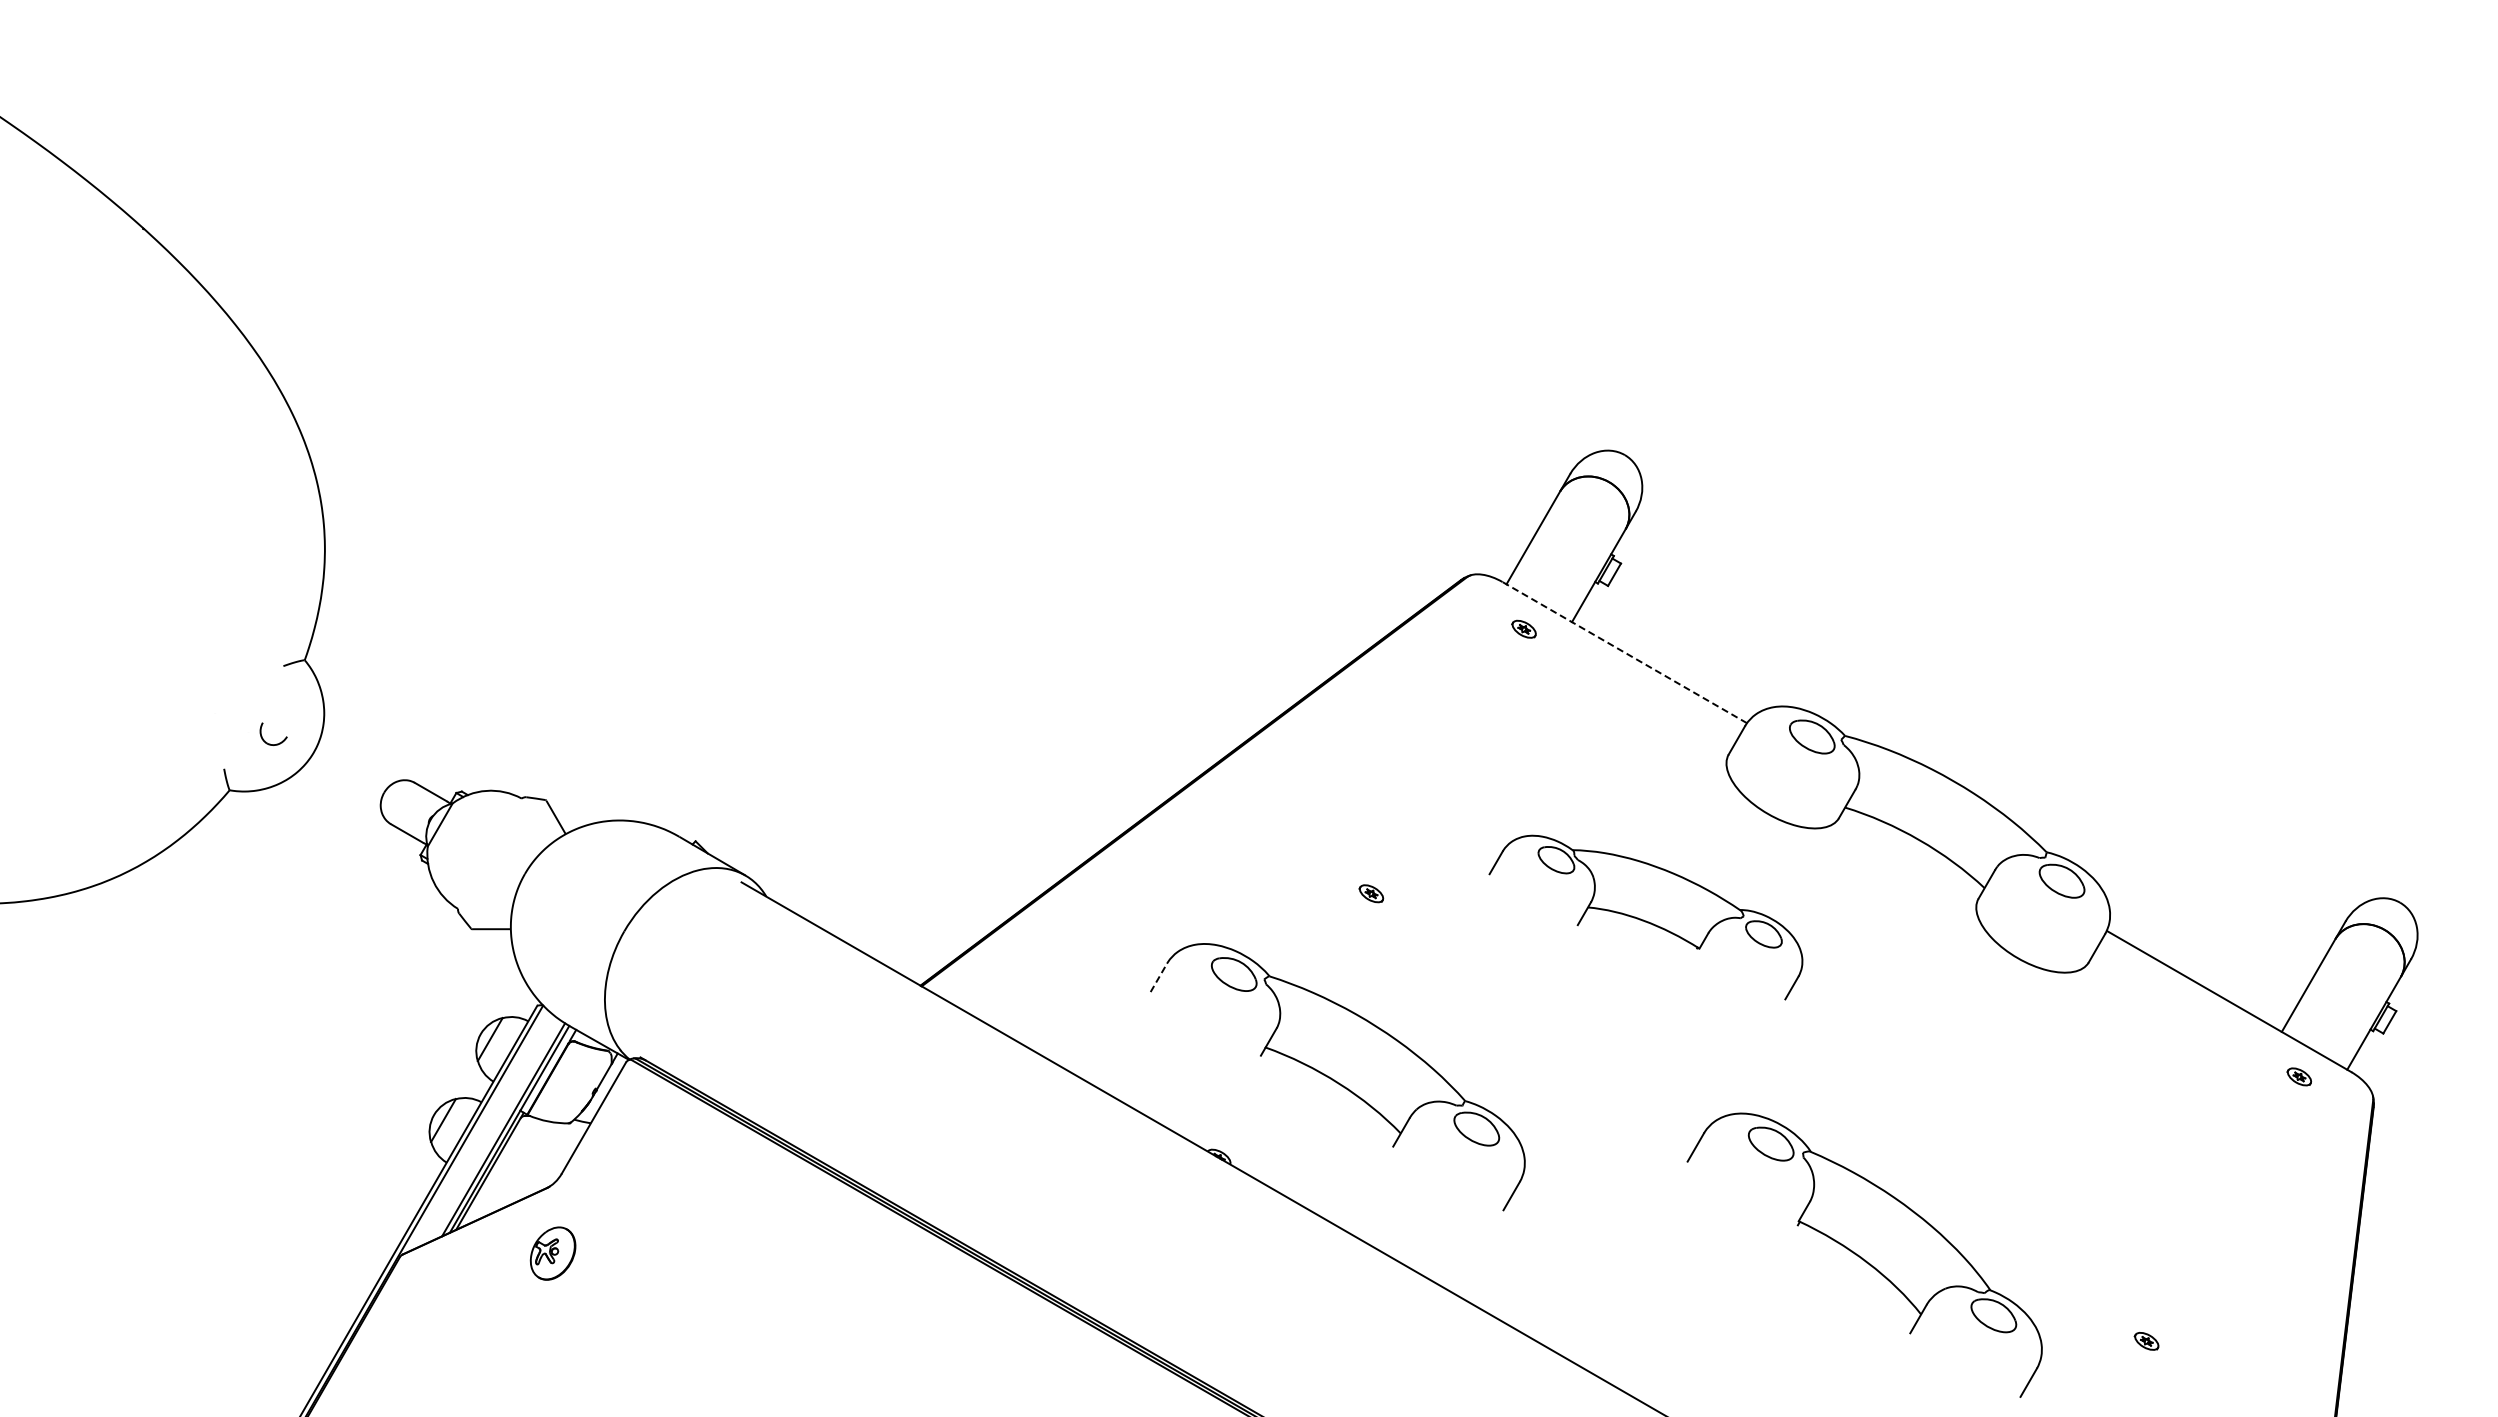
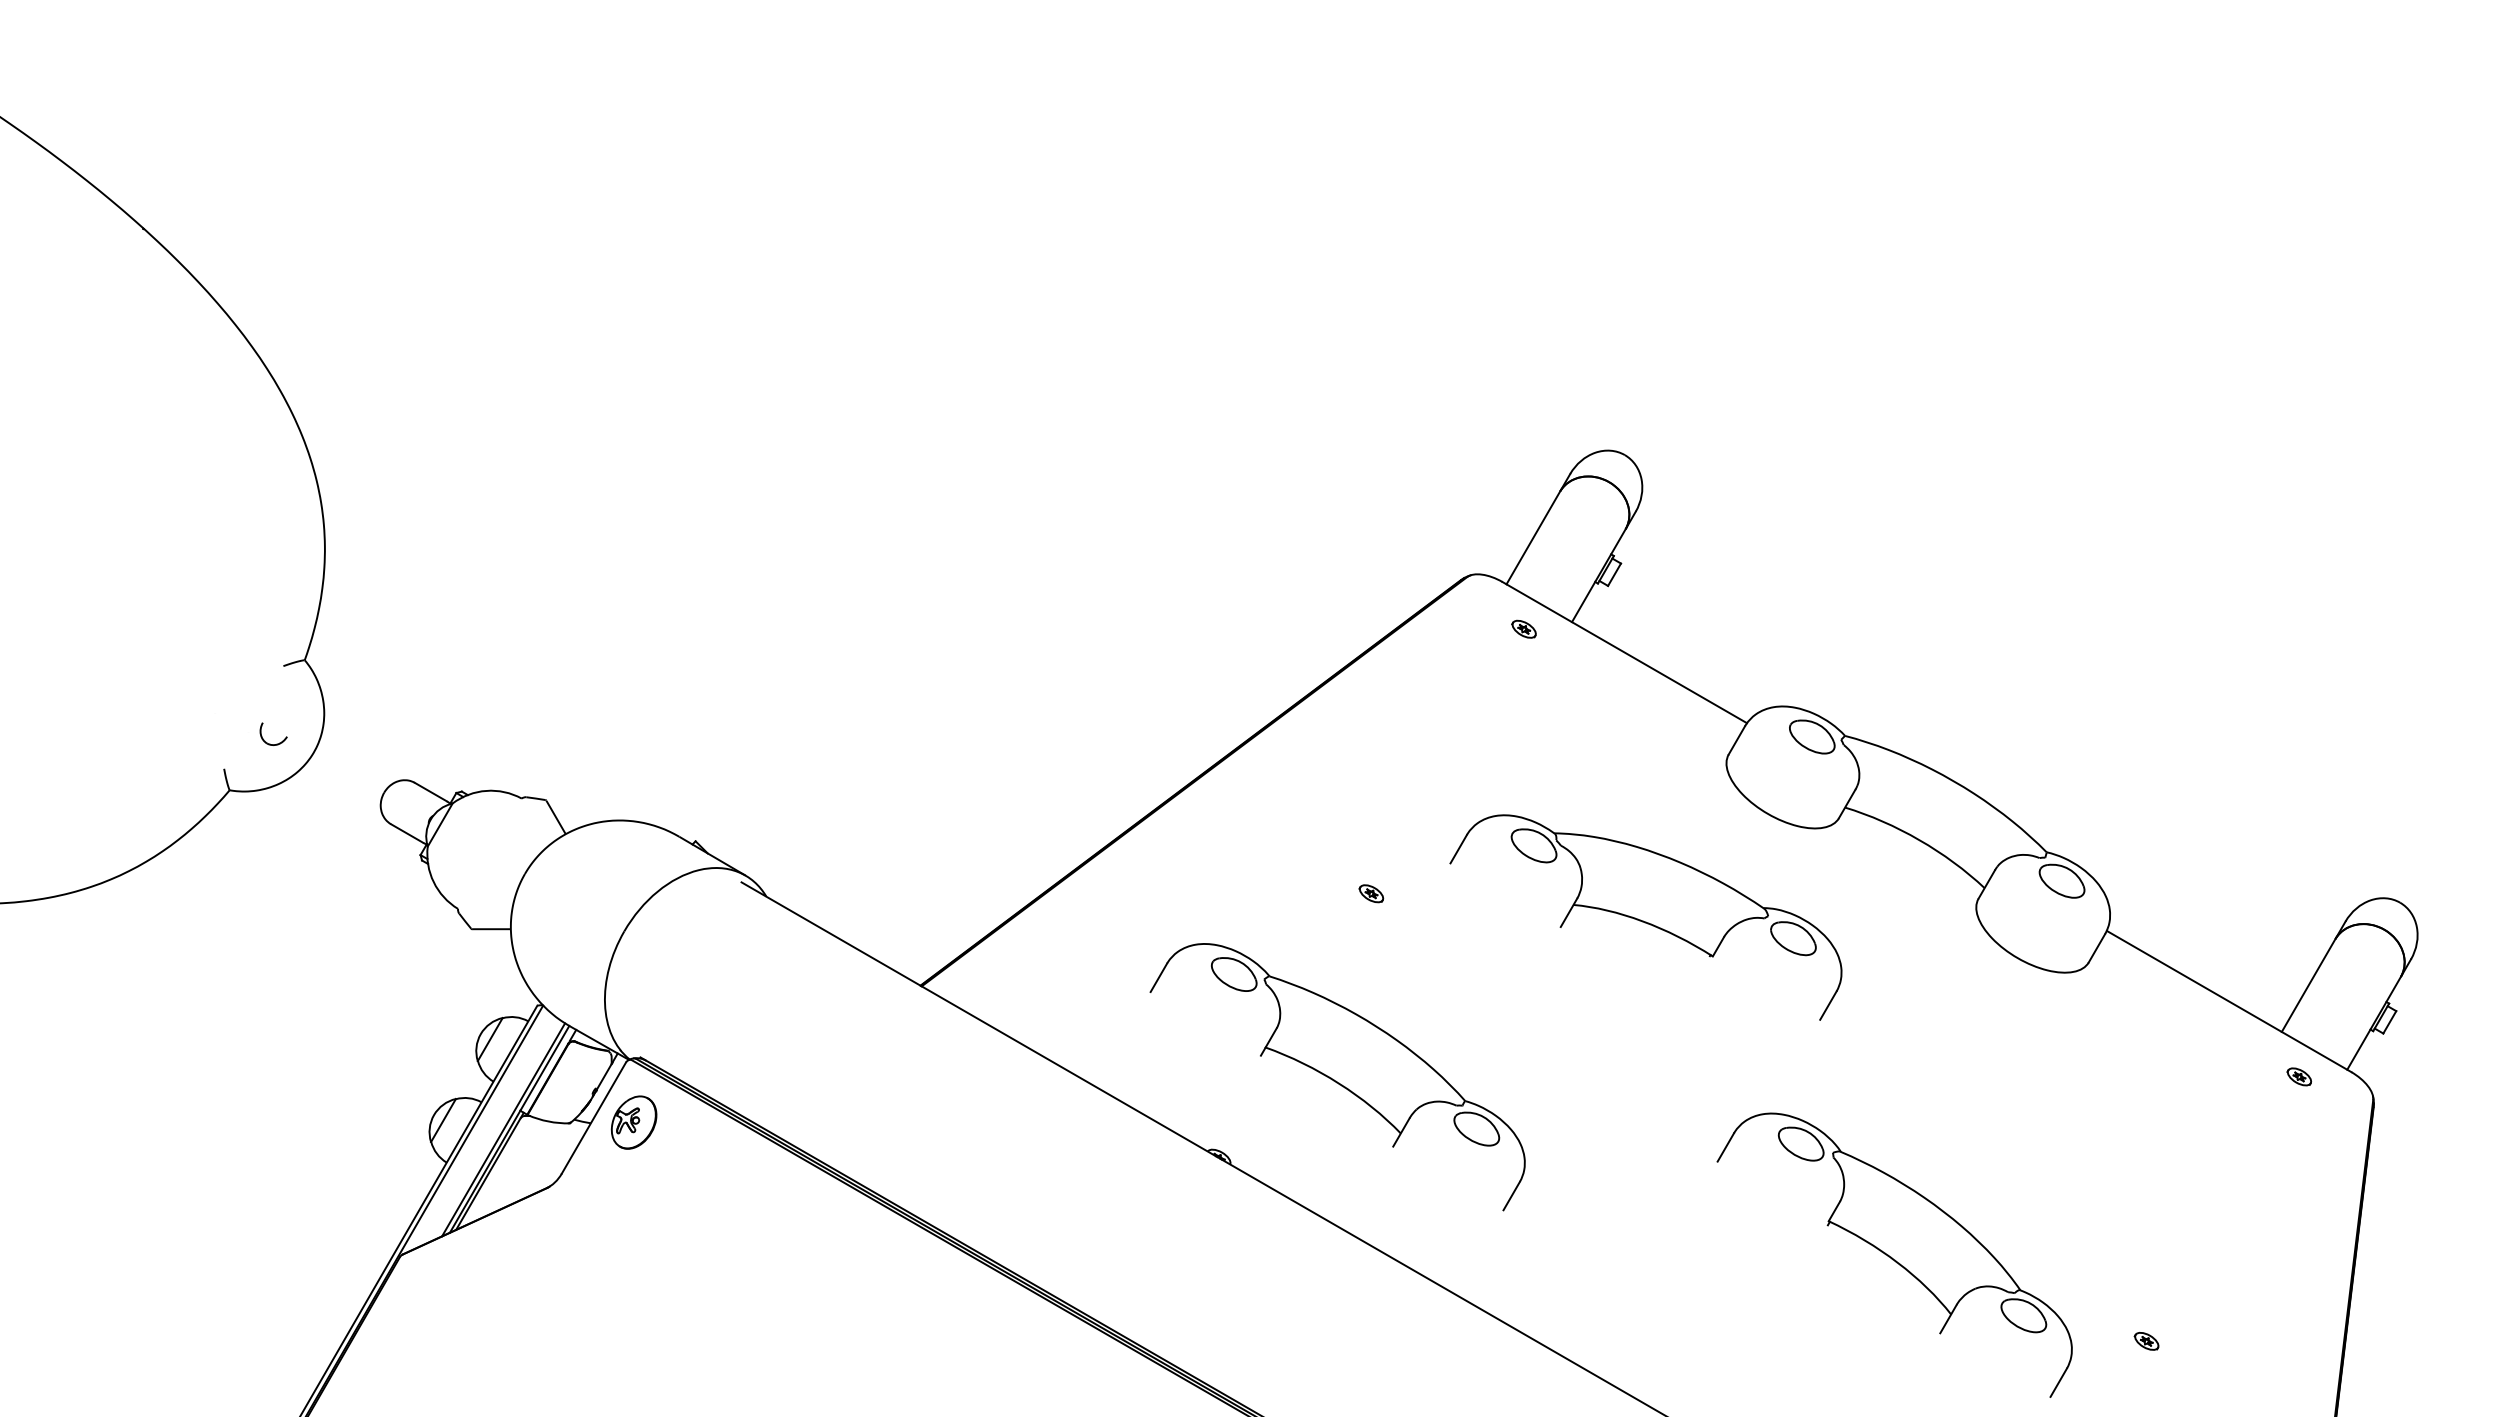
line: dashed -> solid (1624, 652)
part size: 316x167 px -> 394x207 px (1645, 917)
line: dashed -> solid (1159, 977)
part position: (552, 1253) -> (633, 1122) (633, 1122)
part position: (1864, 1254) -> (1894, 1254) (1894, 1254)
